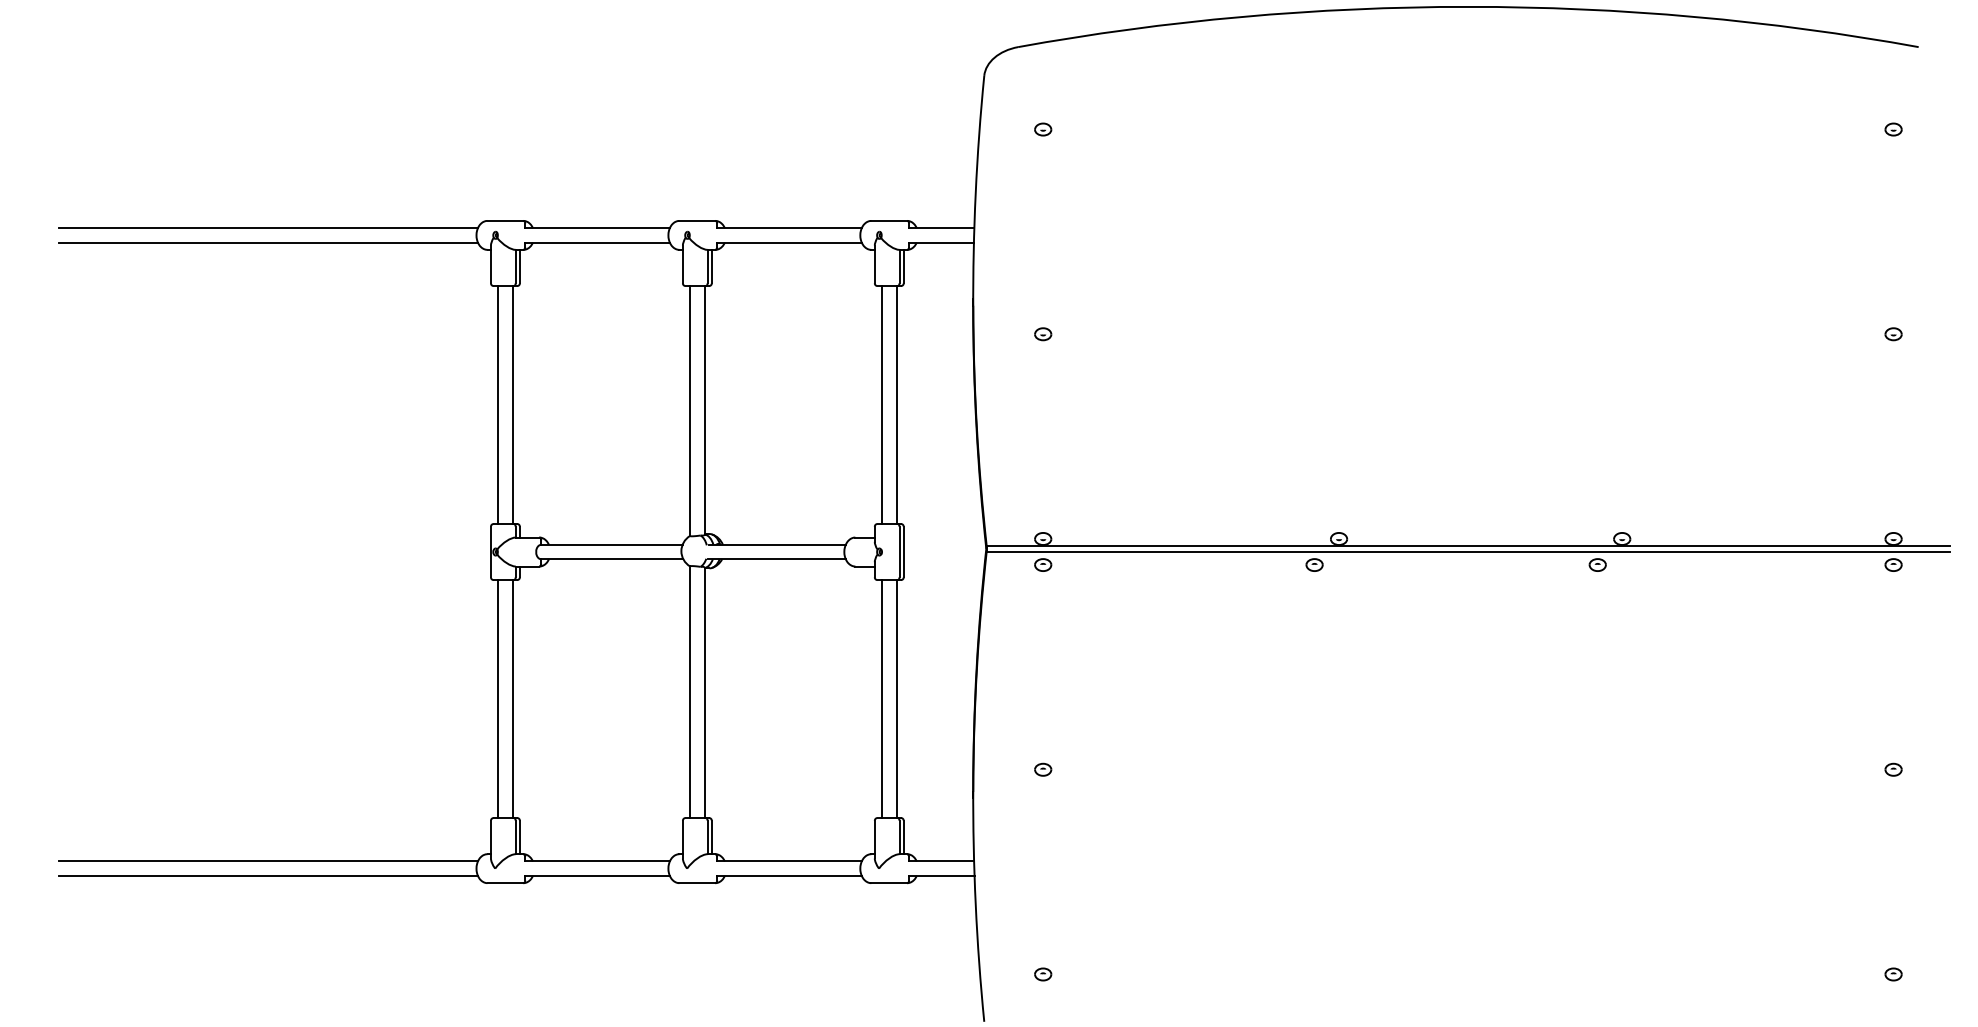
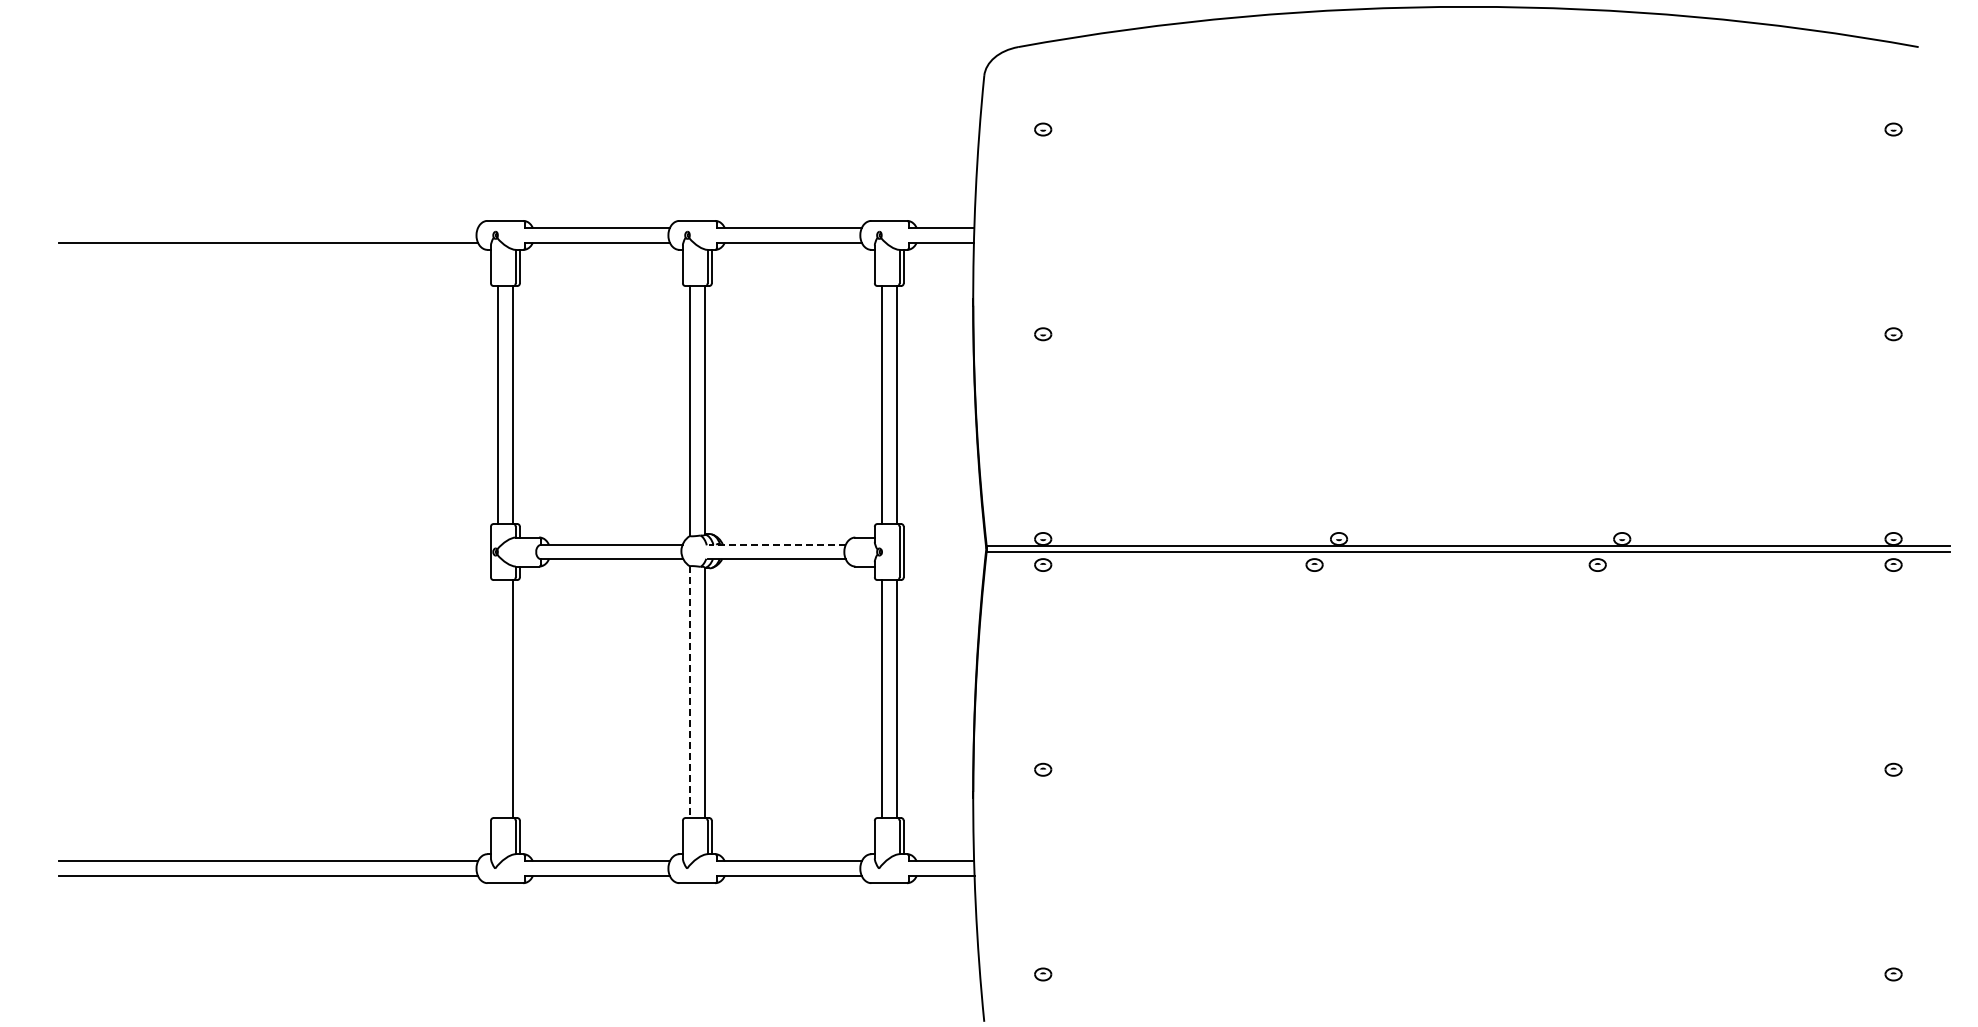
line: present -> none (268, 228)
line: solid -> dashed (777, 544)
line: solid -> dashed (690, 692)
line: present -> none (498, 699)
